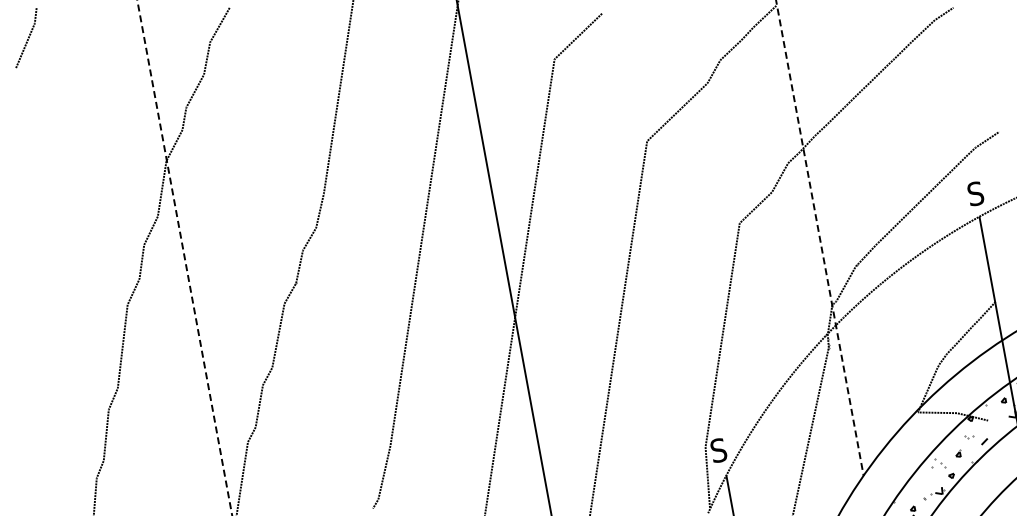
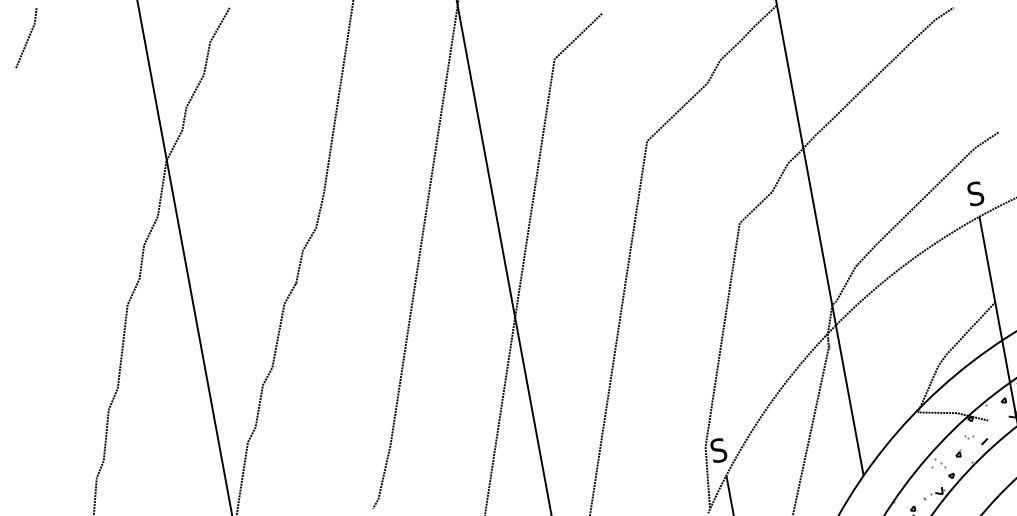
line: dashed -> solid (819, 238)
line: dashed -> solid (184, 257)
